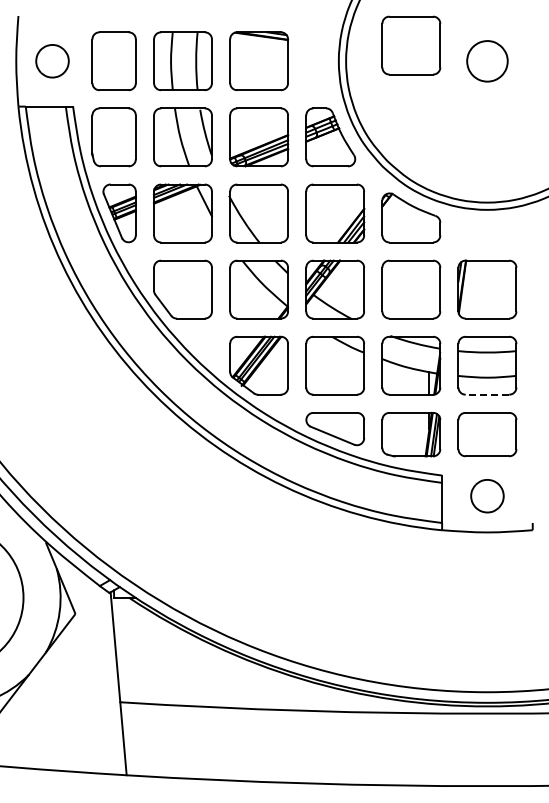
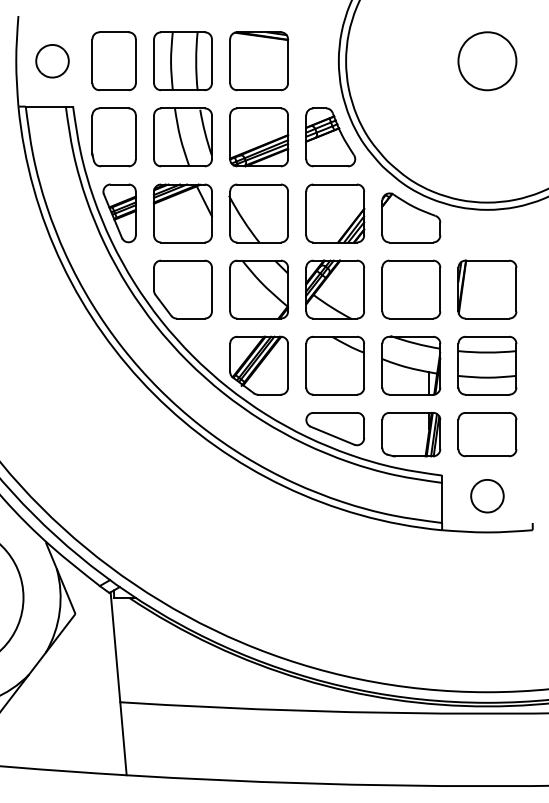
part: present -> none (411, 45)
part size: 43x43 px -> 61x61 px (487, 61)
line: dashed -> solid (487, 394)
